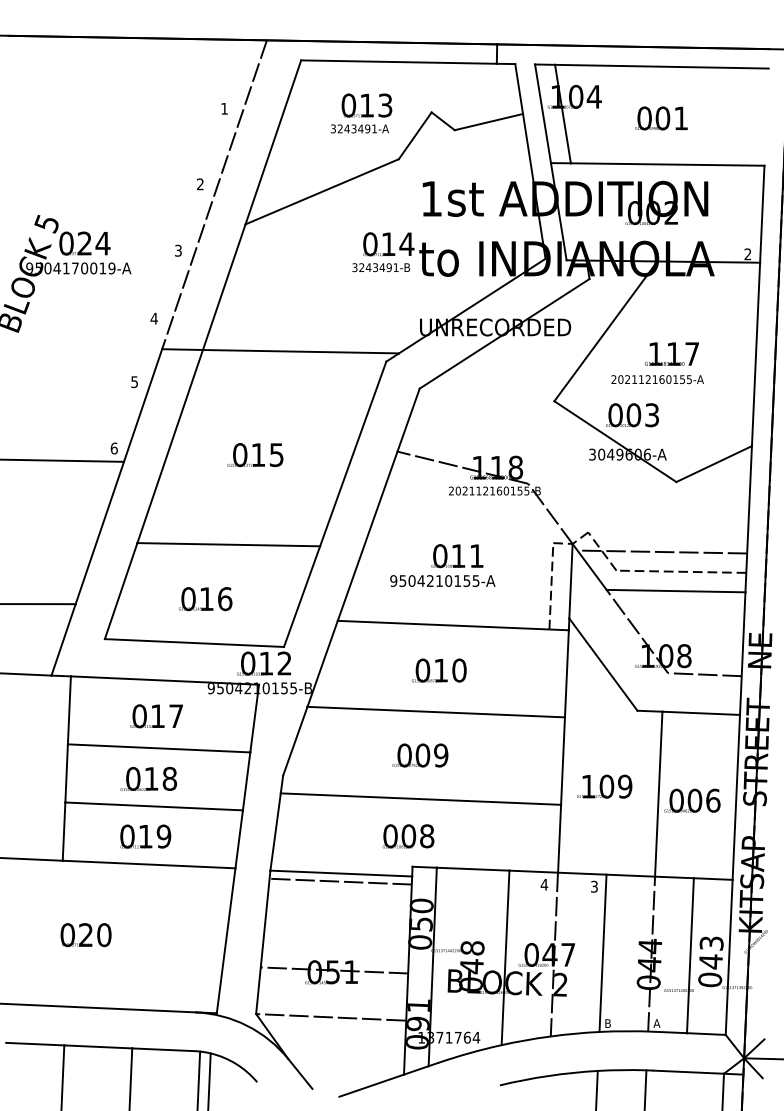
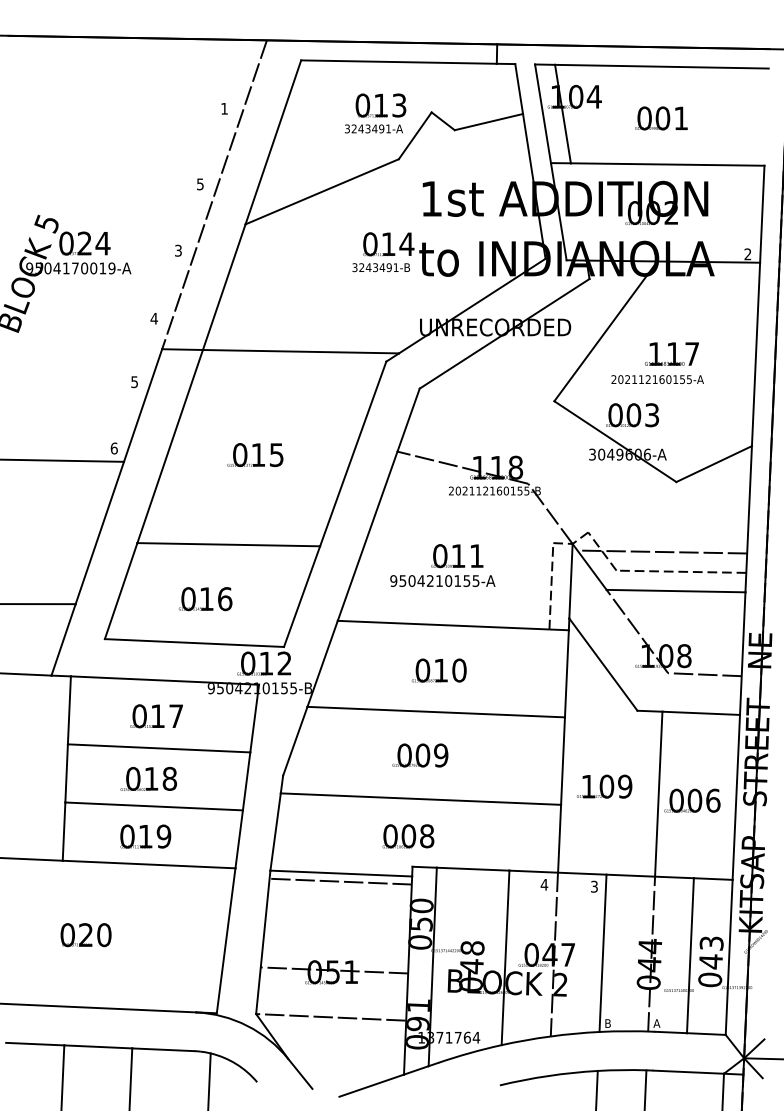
text position: (361, 113) -> (375, 113) (375, 113)
text: 2 -> 5 (200, 184)
line: present -> none (198, 1079)
